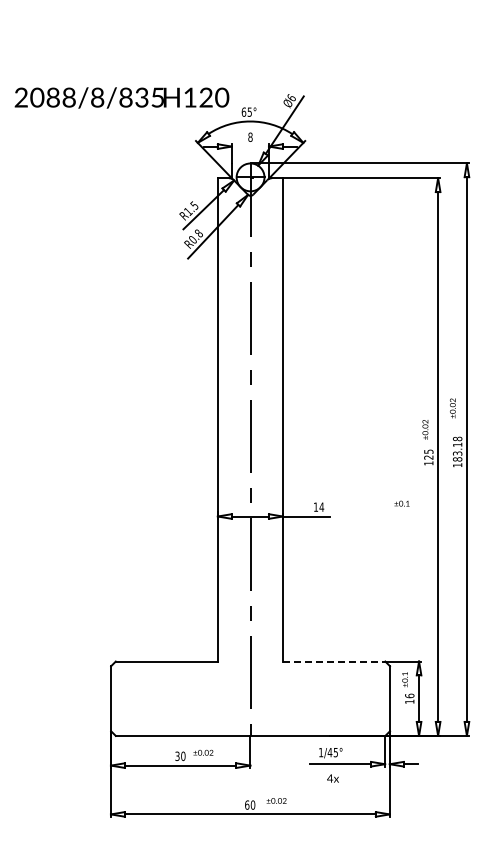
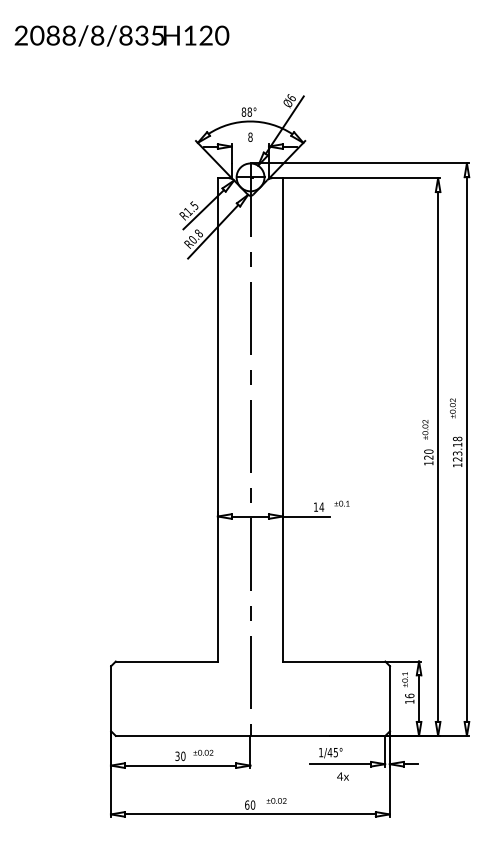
text position: (121, 97) -> (121, 35) (121, 35)
text: 65° -> 88° (246, 111)
text: 125 -> 120 (428, 451)
text: 183.18 -> 123.18 (457, 459)
text position: (401, 503) -> (341, 503) (341, 503)
line: dashed -> solid (334, 661)
text position: (332, 778) -> (342, 776) (342, 776)
